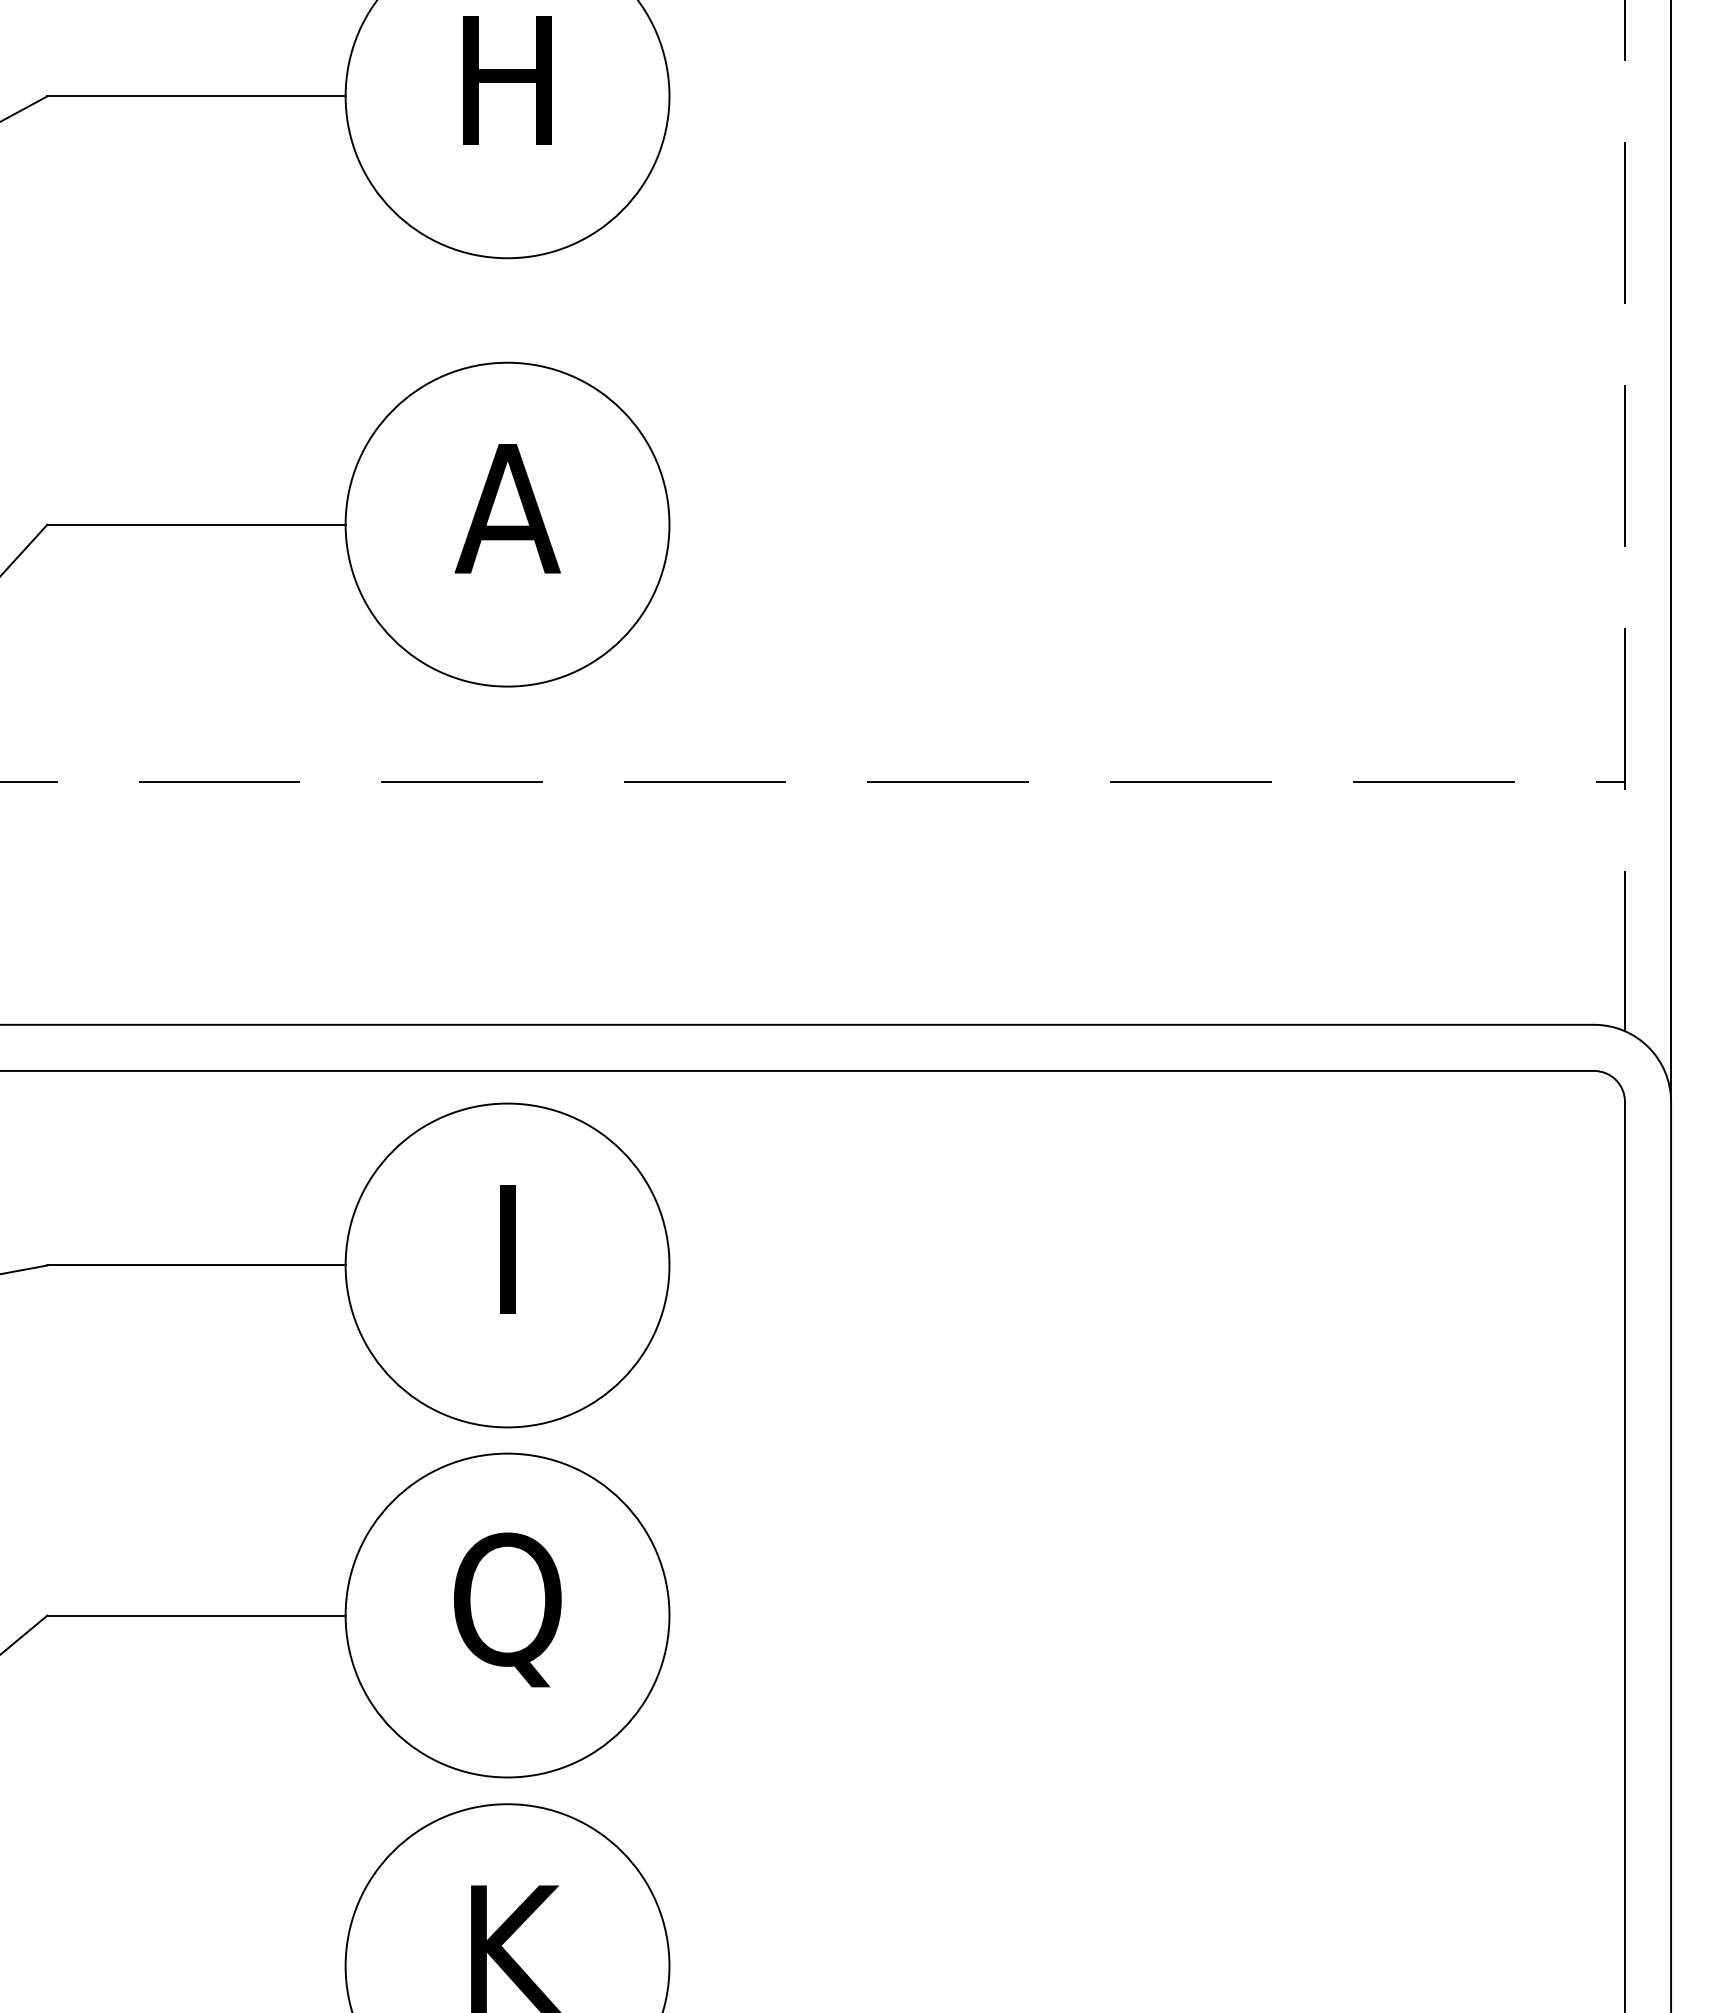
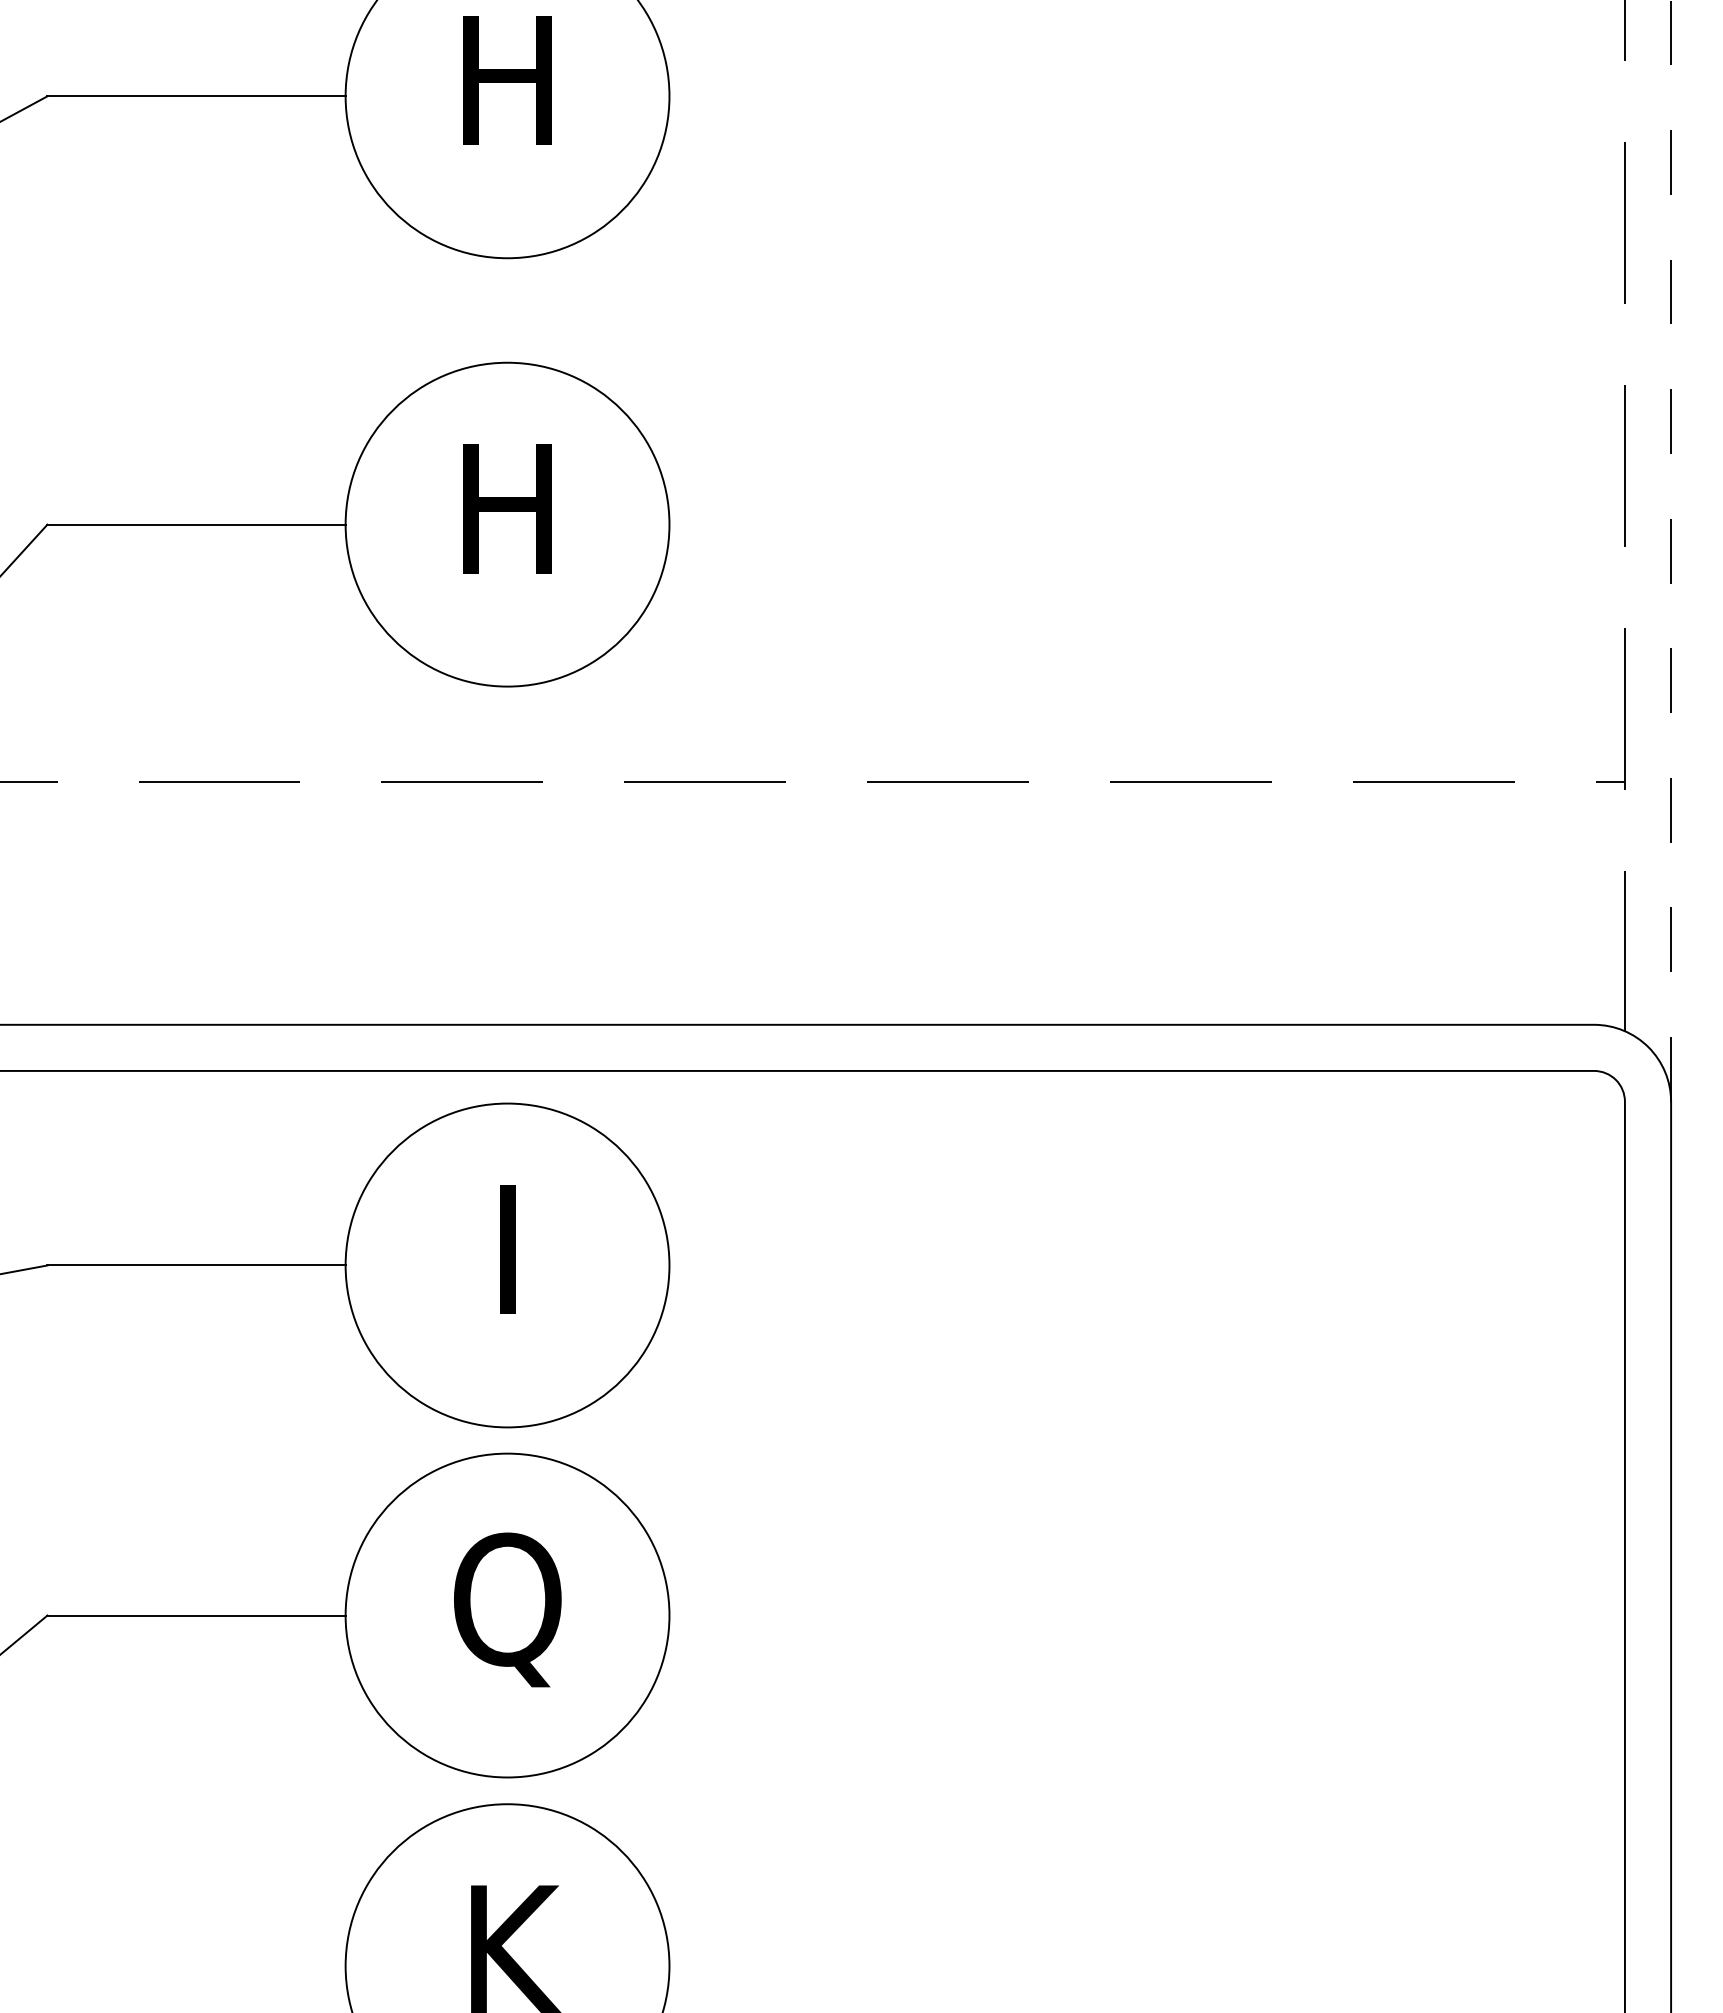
text: A -> H (507, 508)
line: solid -> dashed (1671, 550)
